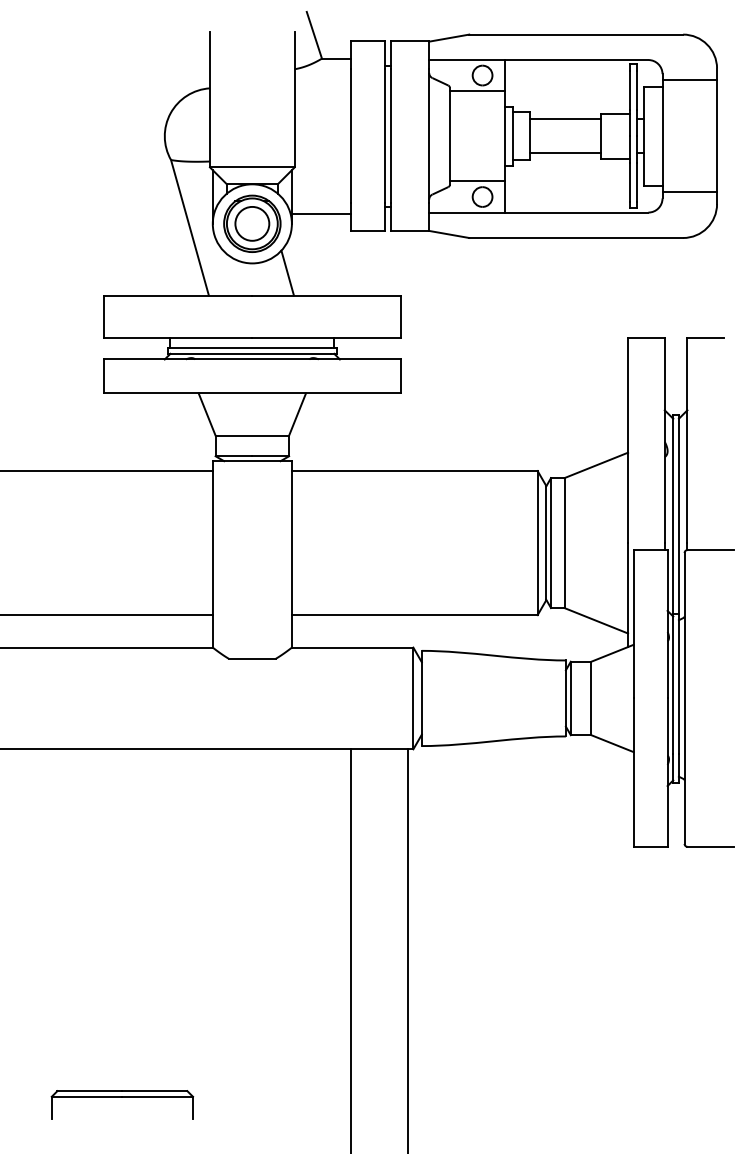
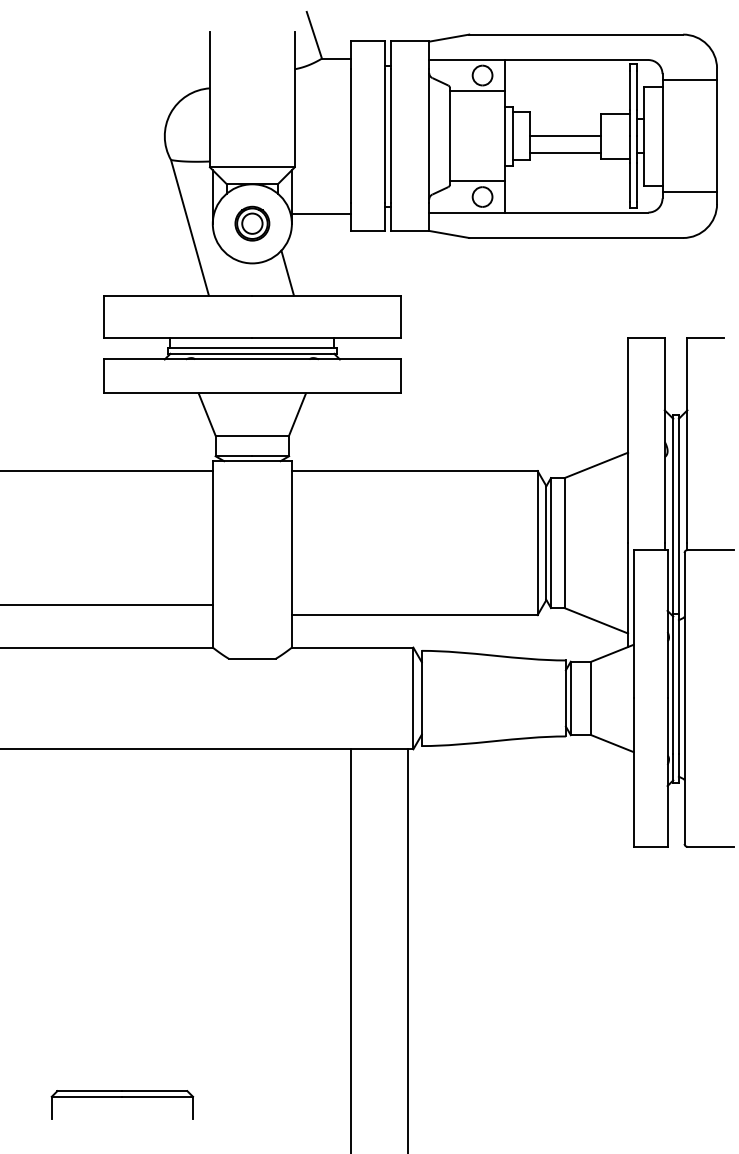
line position: (565, 119) -> (565, 136) (565, 136)
part size: 59x59 px -> 37x37 px (252, 223)
line position: (107, 615) -> (107, 605) (107, 605)
